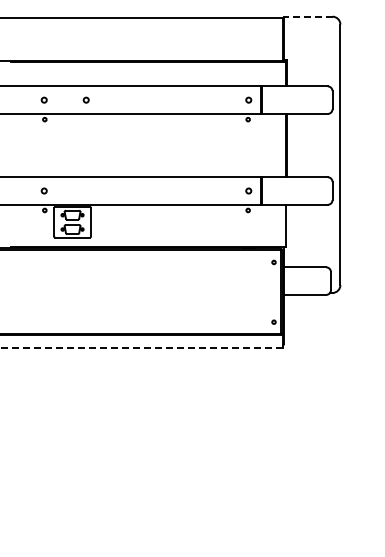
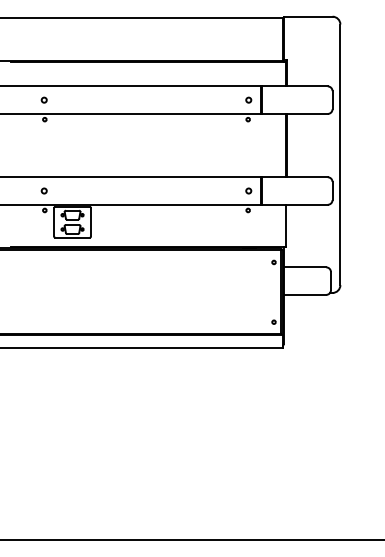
line: dashed -> solid (307, 16)
circle: present -> none (85, 99)
line: dashed -> solid (141, 347)
line: none -> present (191, 540)
